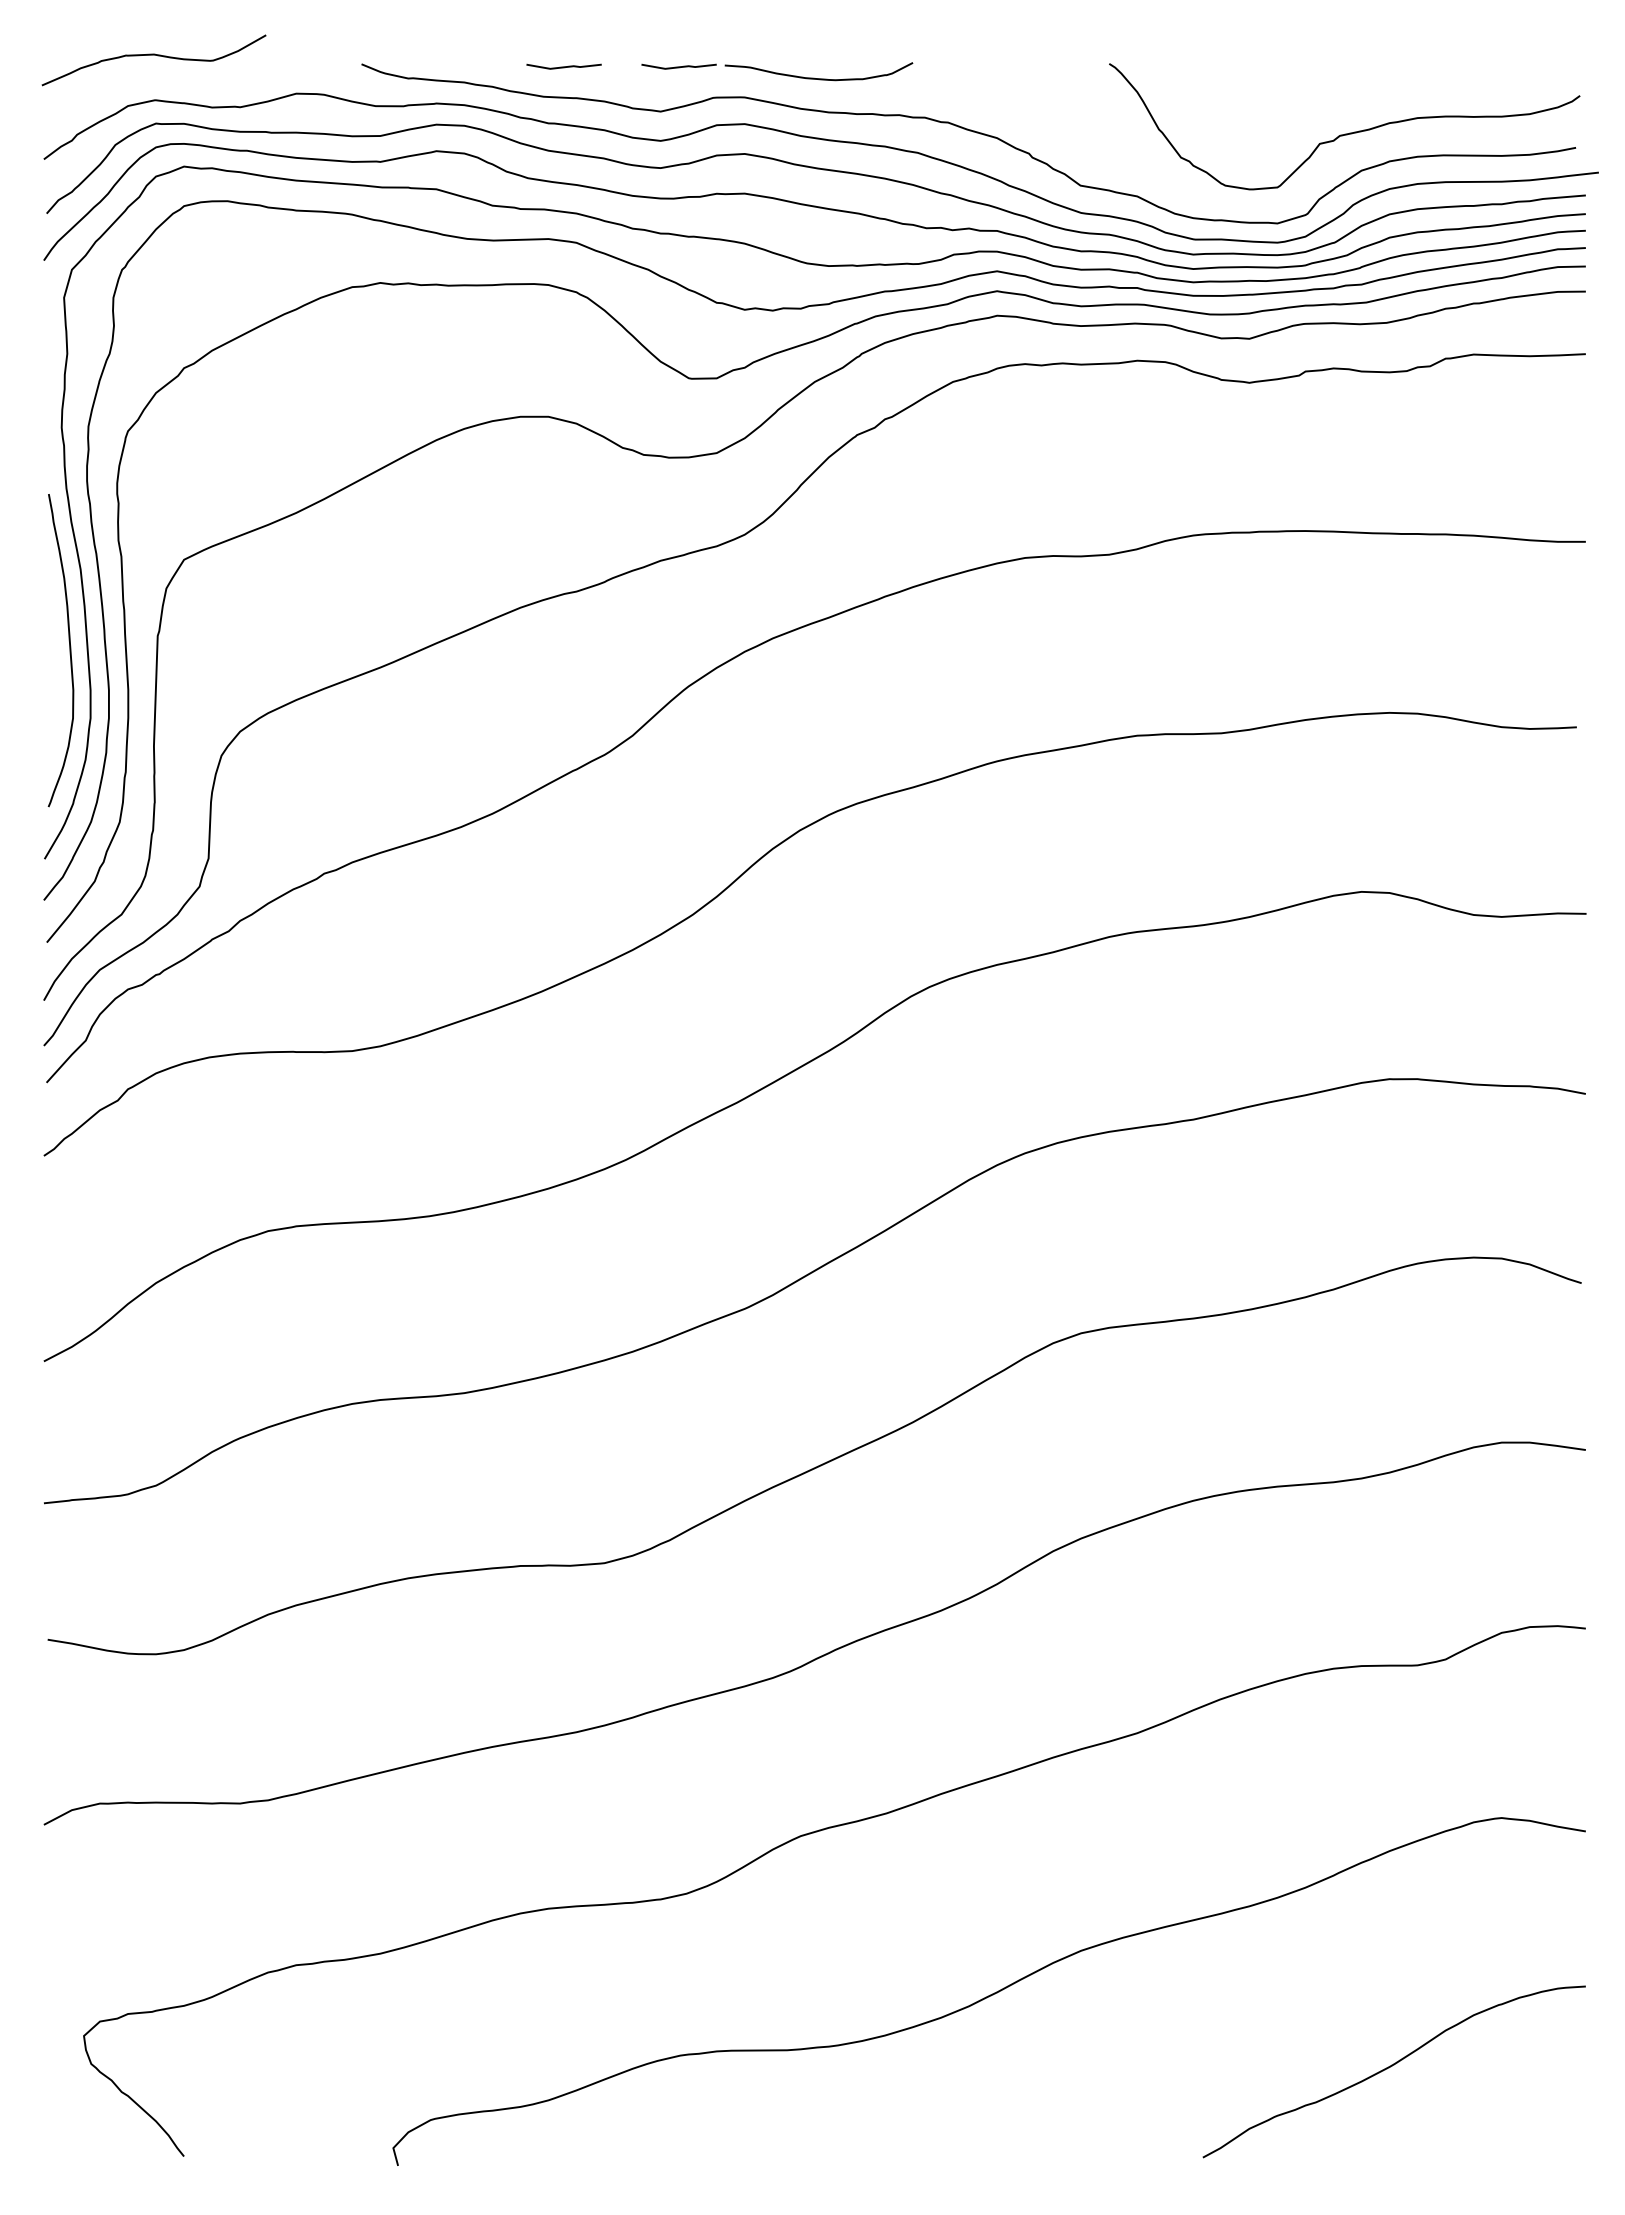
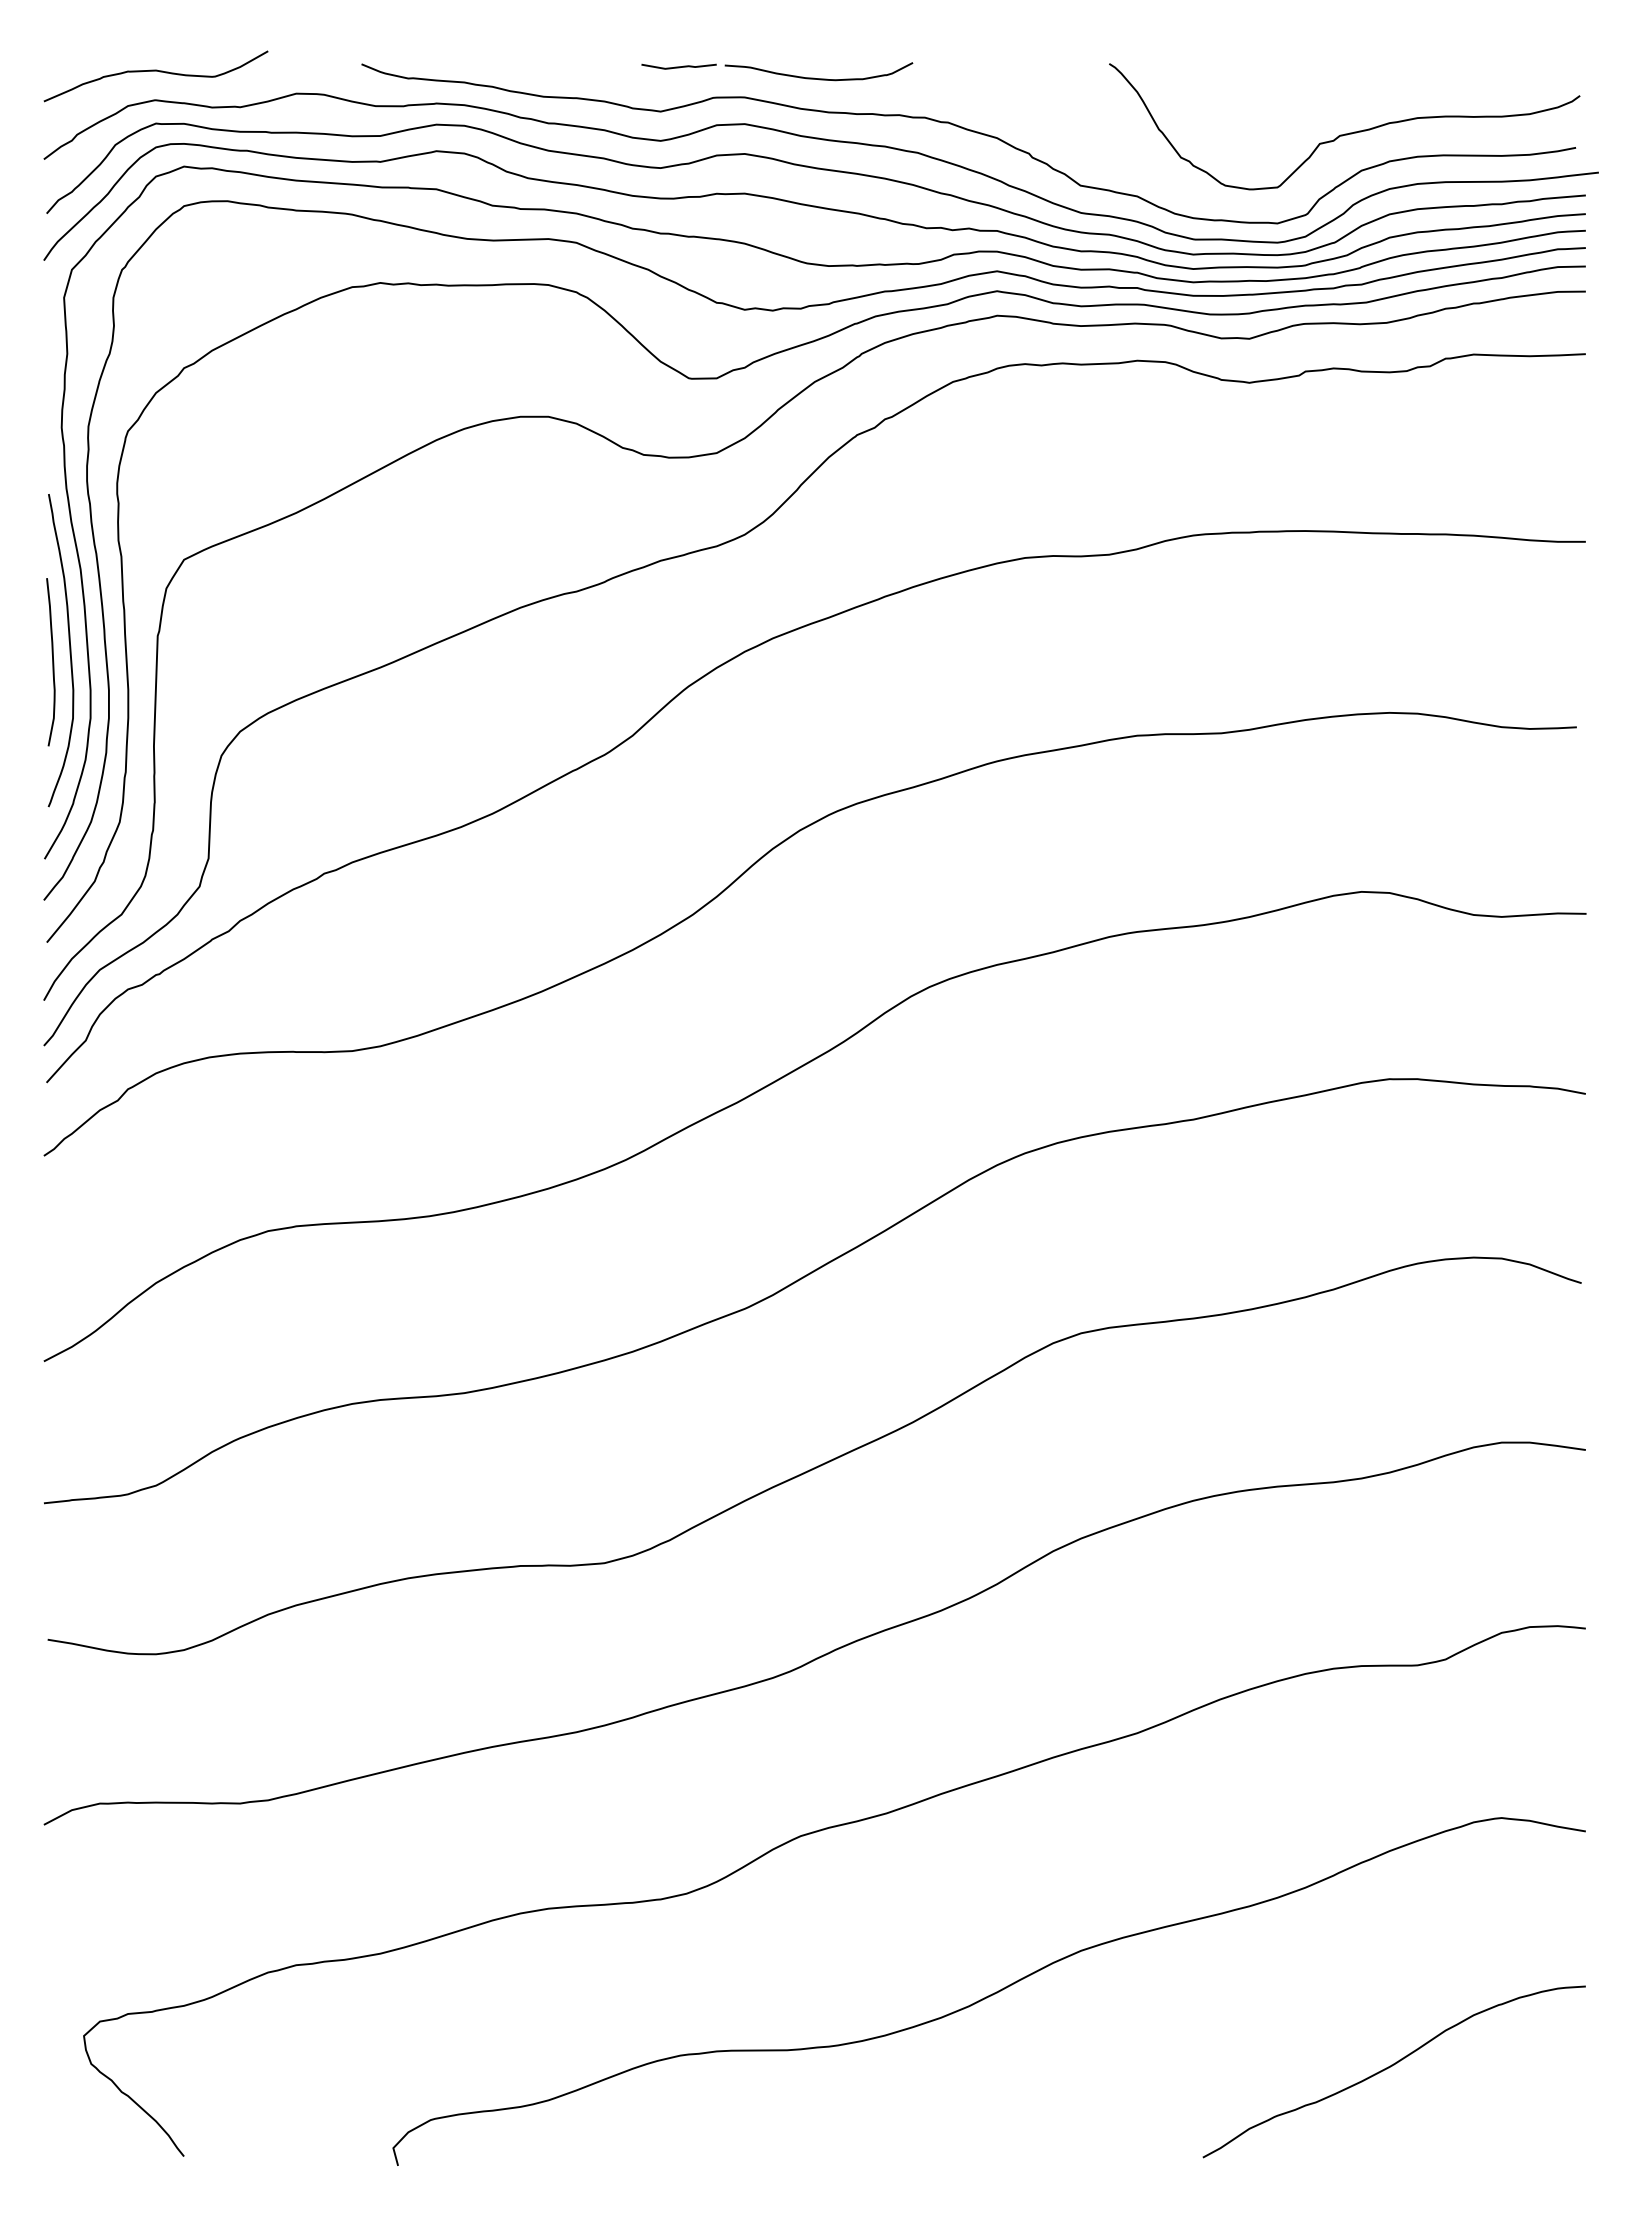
curve position: (153, 55) -> (155, 71) (155, 71)
line: present -> none (563, 66)
curve: none -> present (52, 662)
